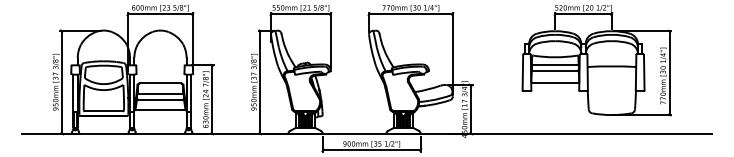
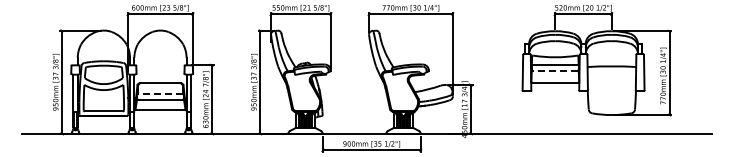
line: solid -> dashed (554, 70)
line: solid -> dashed (160, 93)
